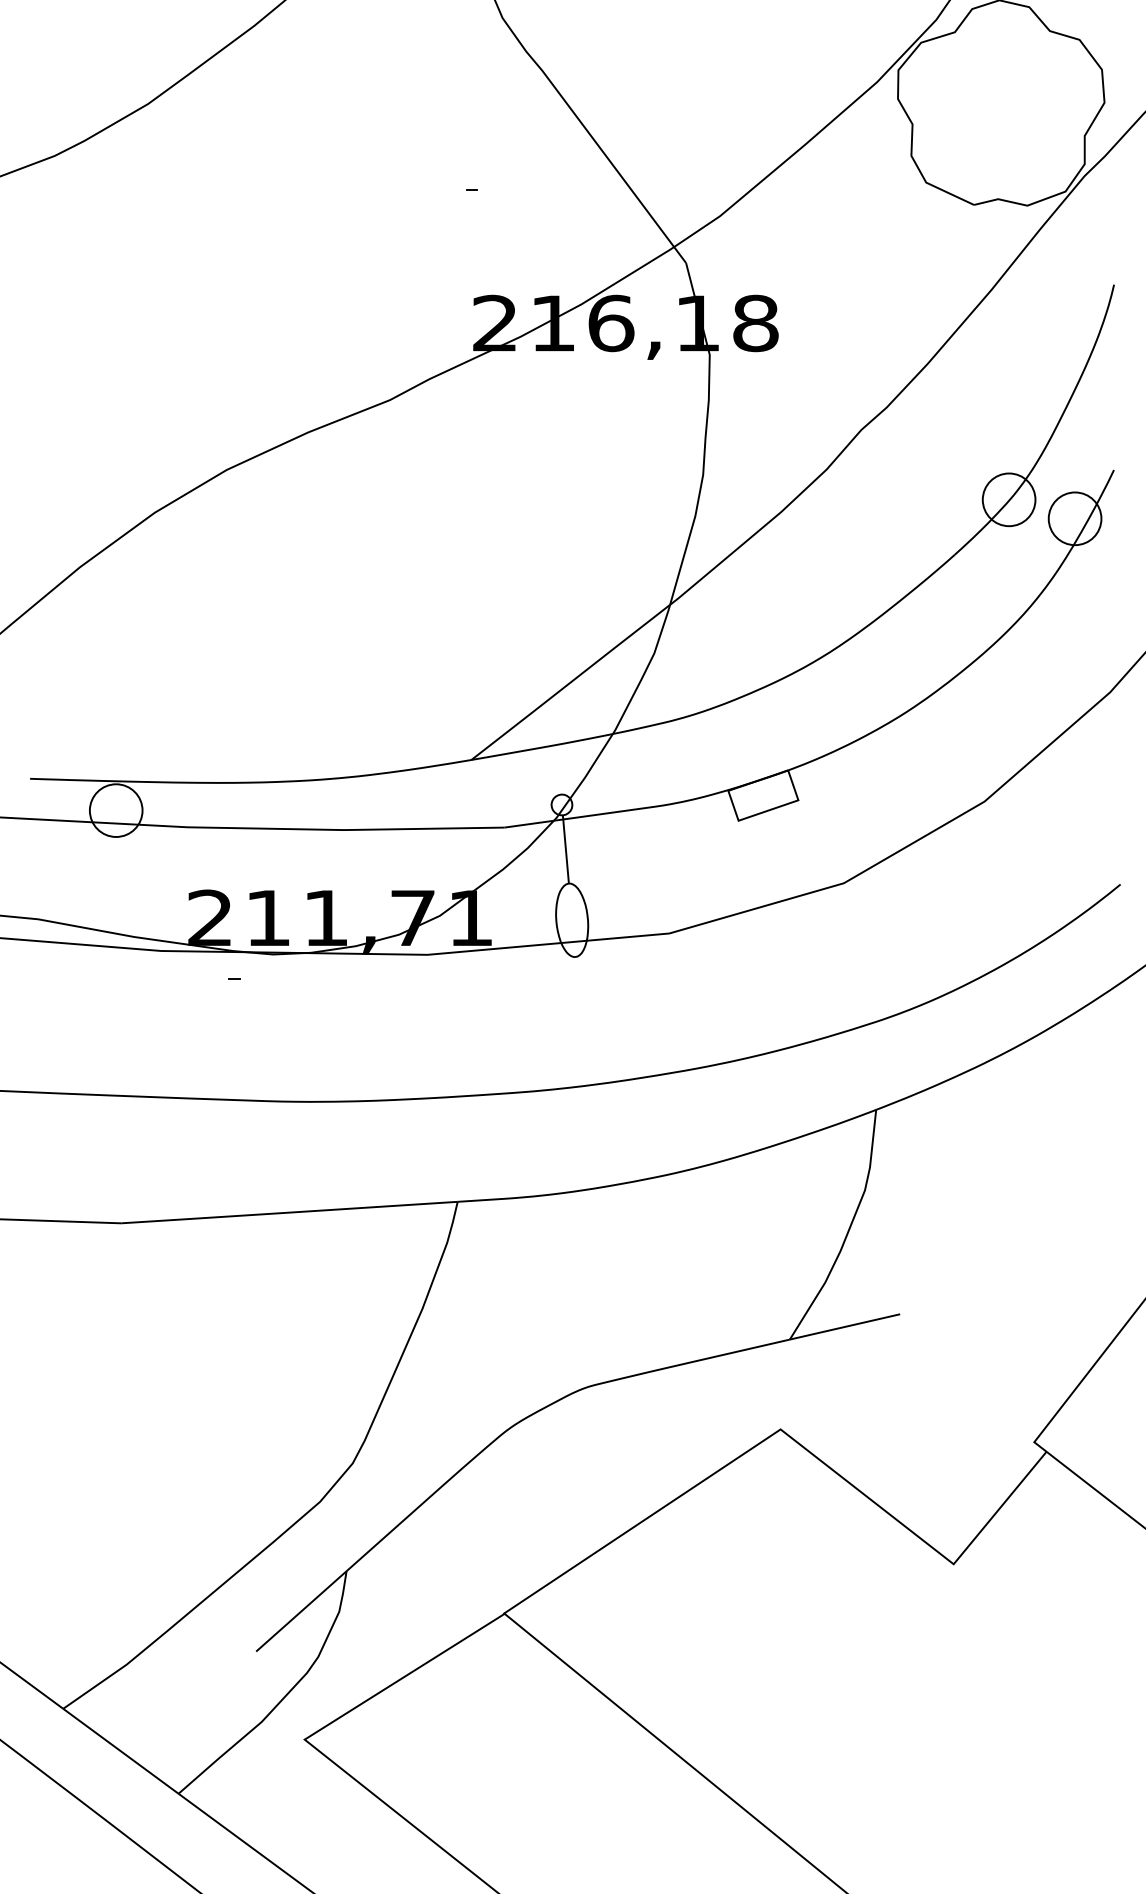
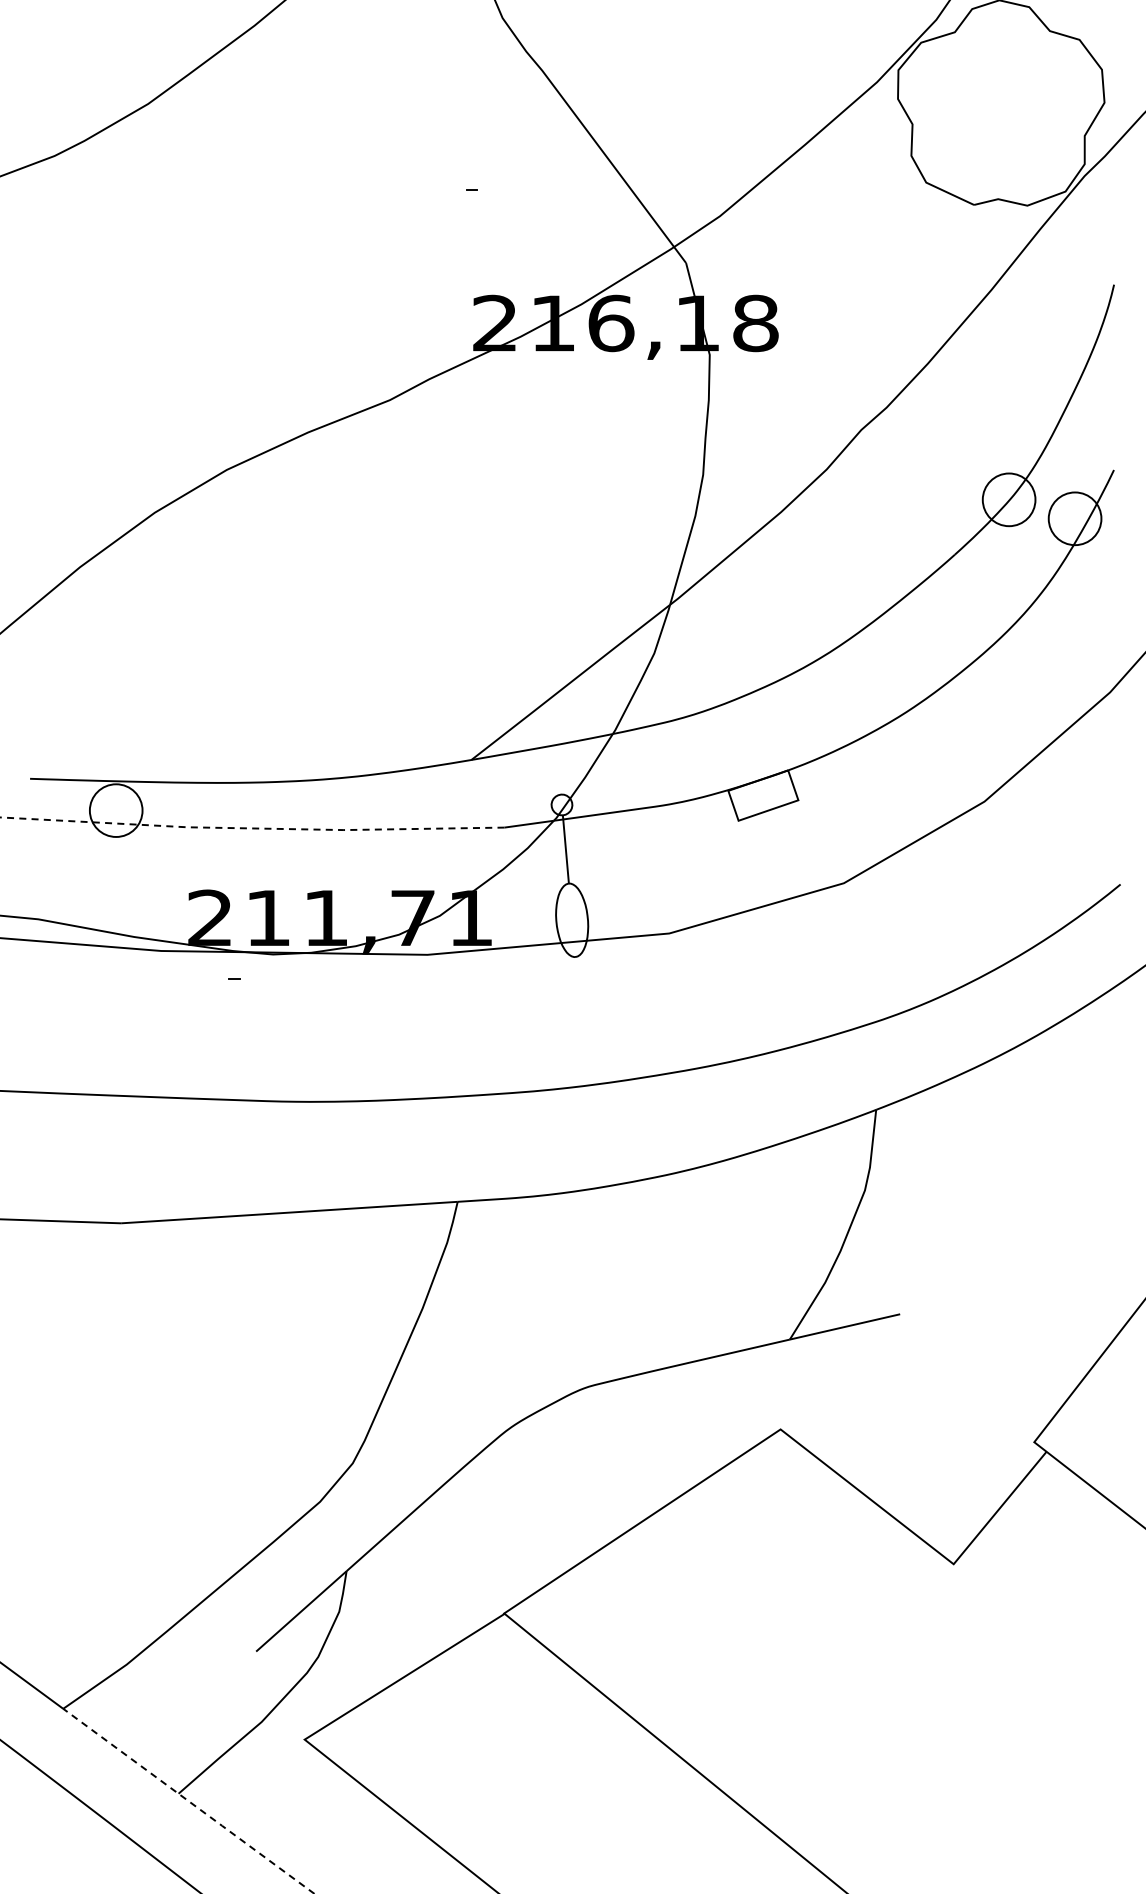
line: solid -> dashed (252, 828)
line: solid -> dashed (189, 1801)
